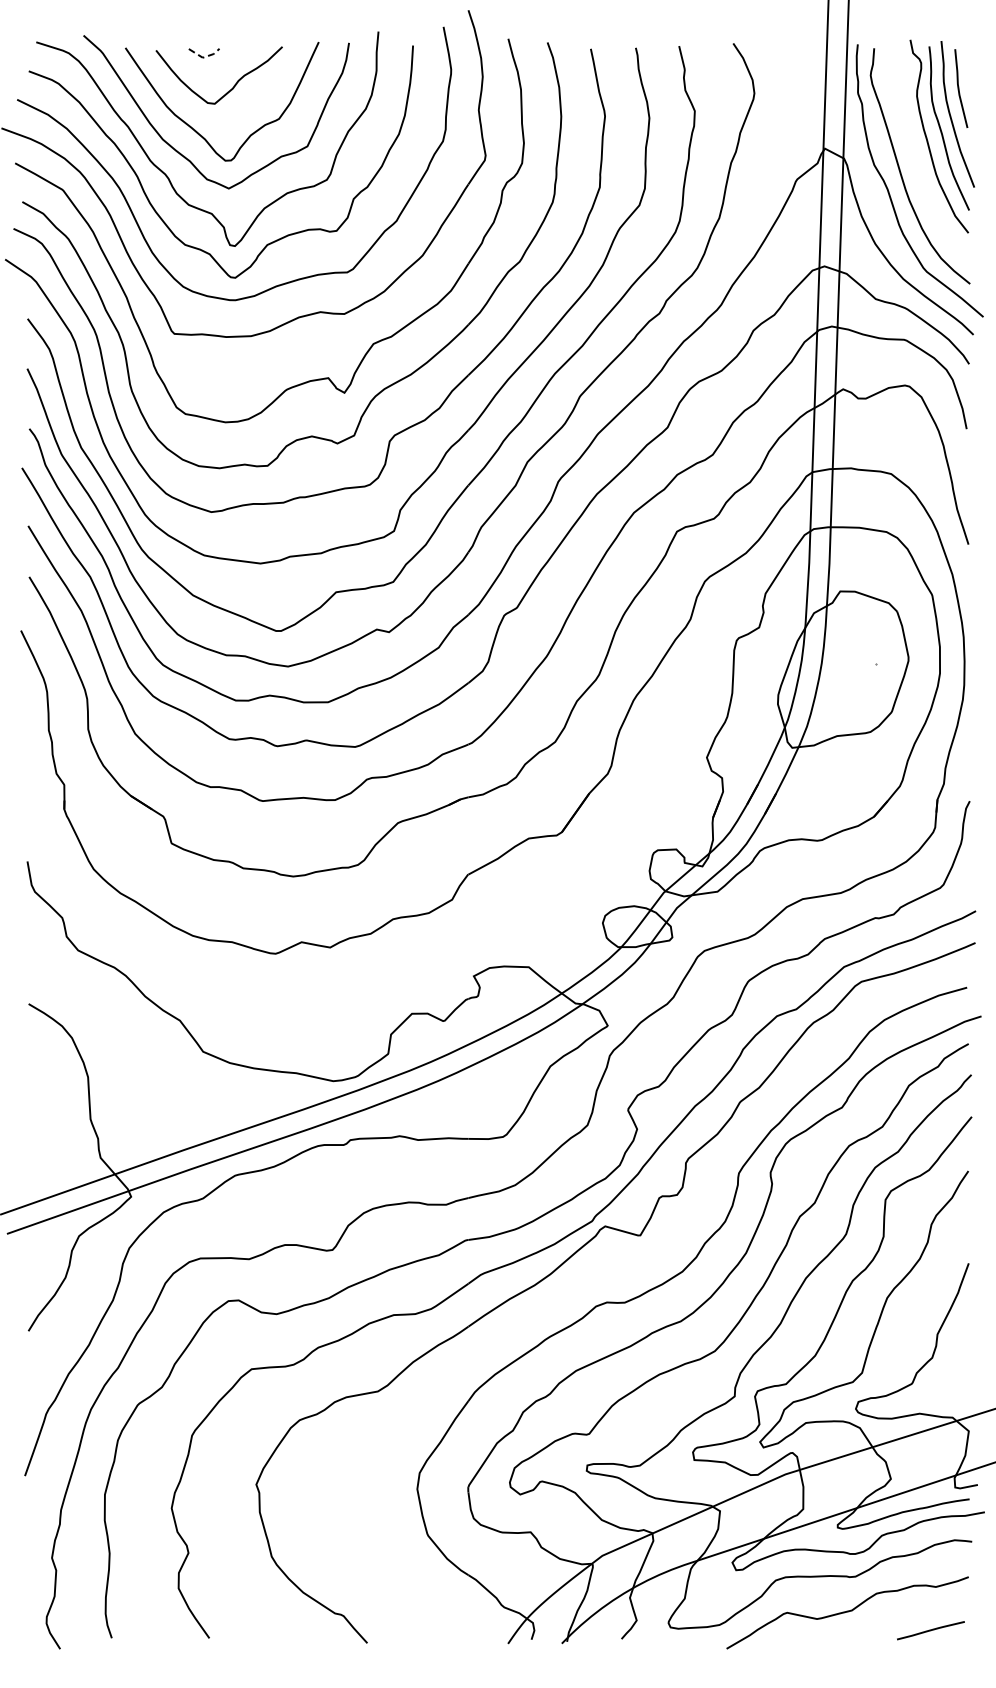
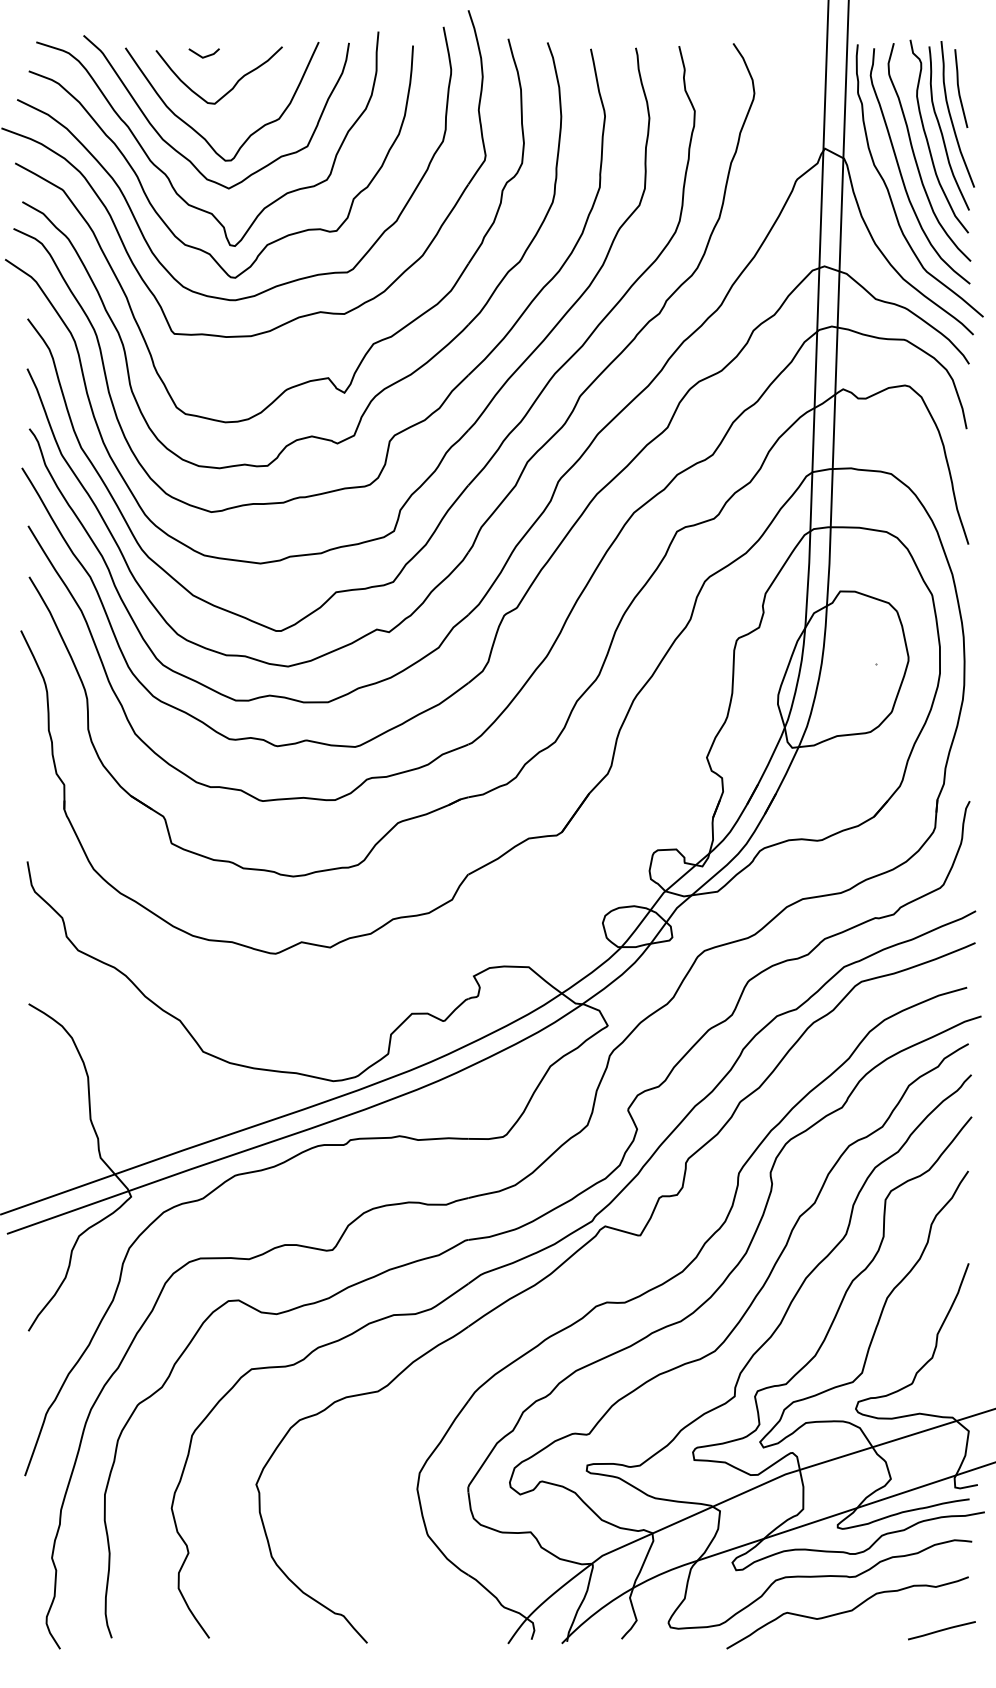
line: dashed -> solid (204, 57)
curve: none -> present (915, 155)
line position: (930, 1630) -> (941, 1630) (941, 1630)
